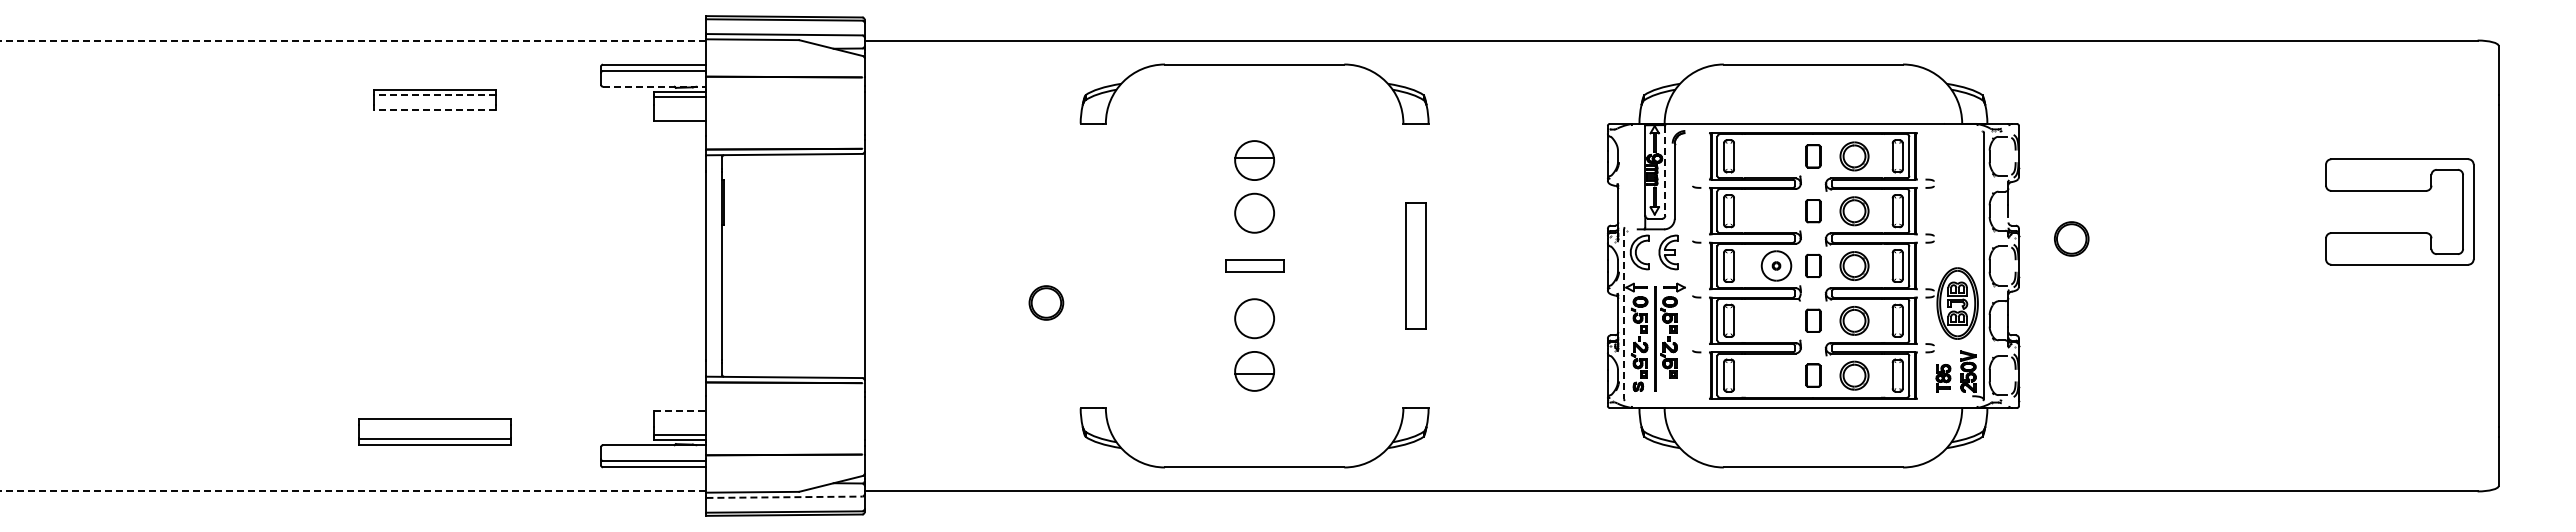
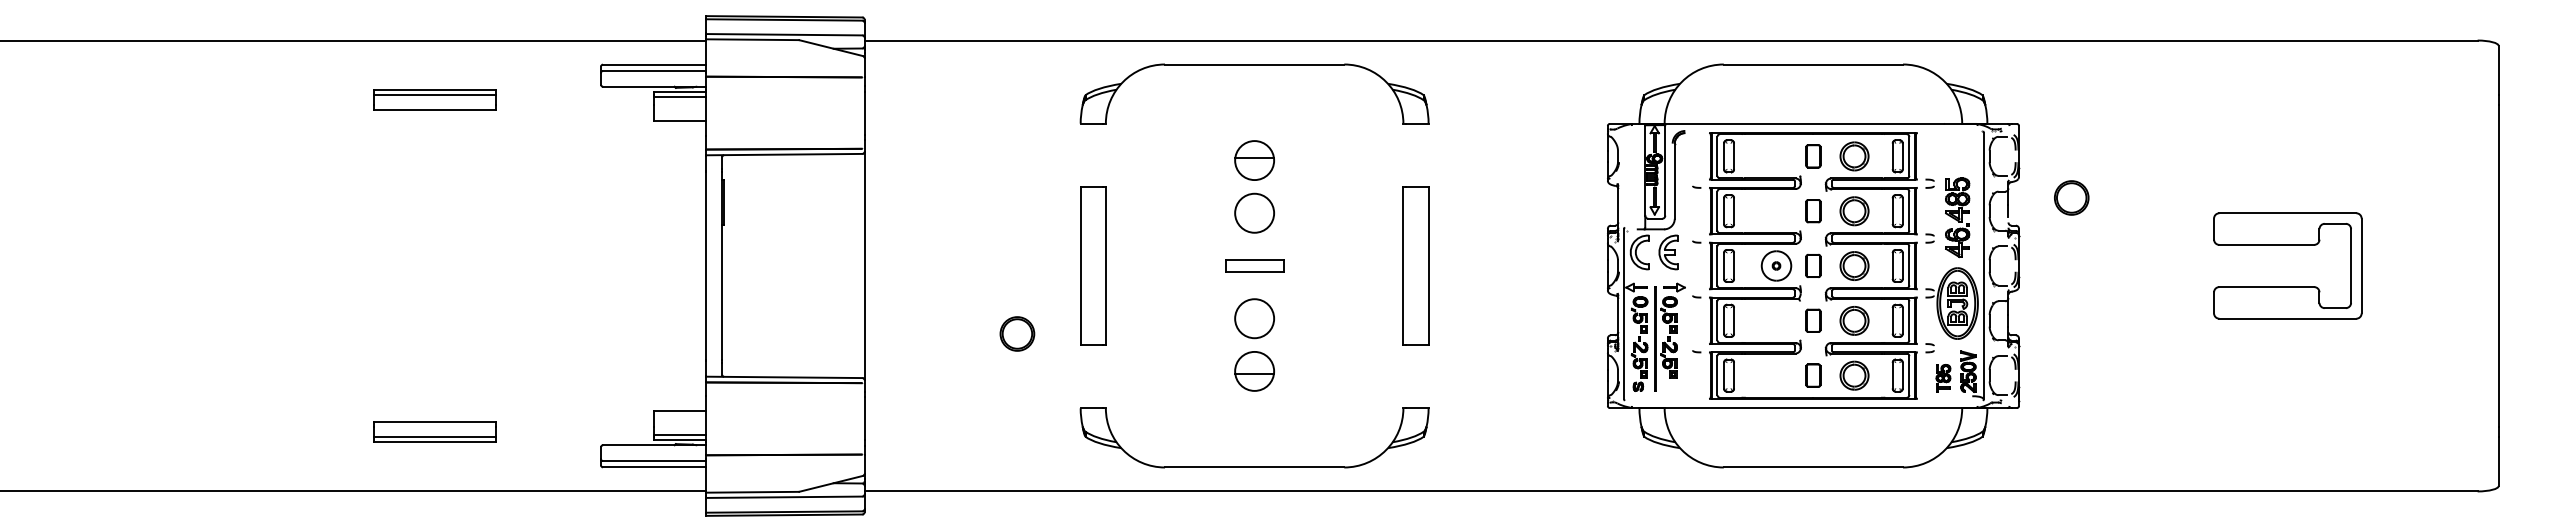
line: dashed -> solid (353, 40)
line: dashed -> solid (654, 86)
line: dashed -> solid (434, 94)
line: dashed -> solid (434, 110)
line: dashed -> solid (1665, 170)
part position: (2399, 191) -> (2287, 245) (2287, 245)
part: none -> present (1957, 217)
part position: (2071, 238) -> (2071, 197) (2071, 197)
part: none -> present (1093, 265)
part size: 22x128 px -> 28x160 px (1415, 265)
part position: (1046, 302) -> (1017, 333) (1017, 333)
line: dashed -> solid (1624, 314)
line: dashed -> solid (680, 410)
part size: 154x28 px -> 124x22 px (434, 431)
line: dashed -> solid (353, 491)
line: dashed -> solid (784, 497)
